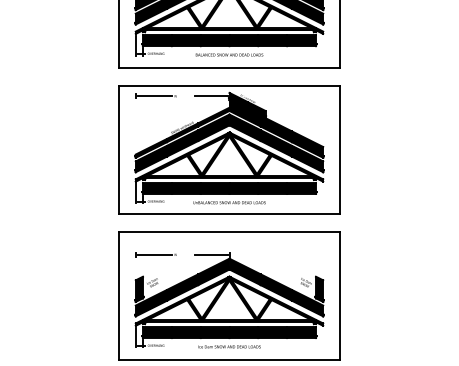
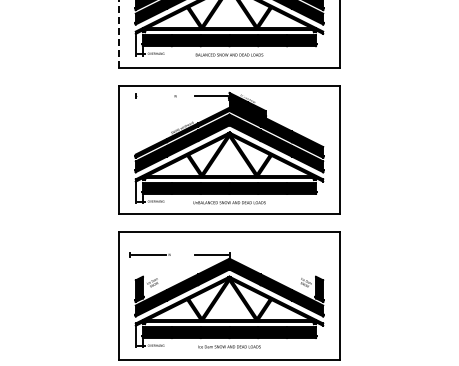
line: solid -> dashed (118, 34)
line: present -> none (154, 96)
part position: (155, 254) -> (149, 254) (149, 254)
